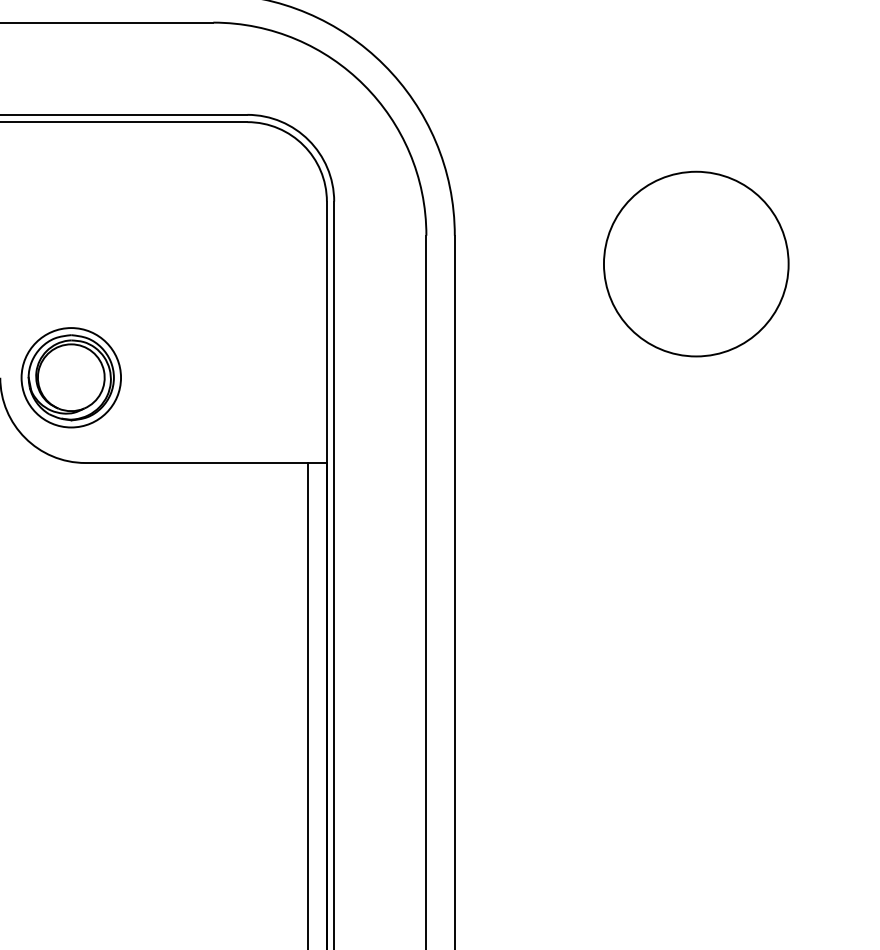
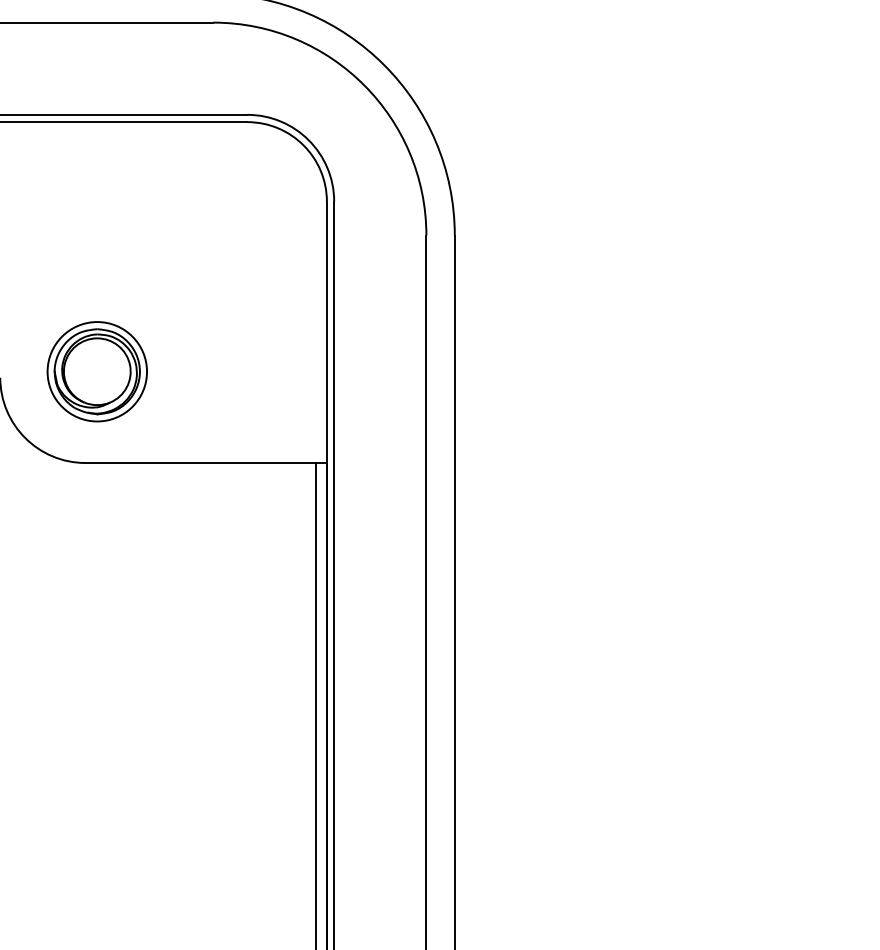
circle: present -> none (696, 263)
part position: (70, 377) -> (96, 371) (96, 371)
line position: (308, 704) -> (316, 704) (316, 704)
